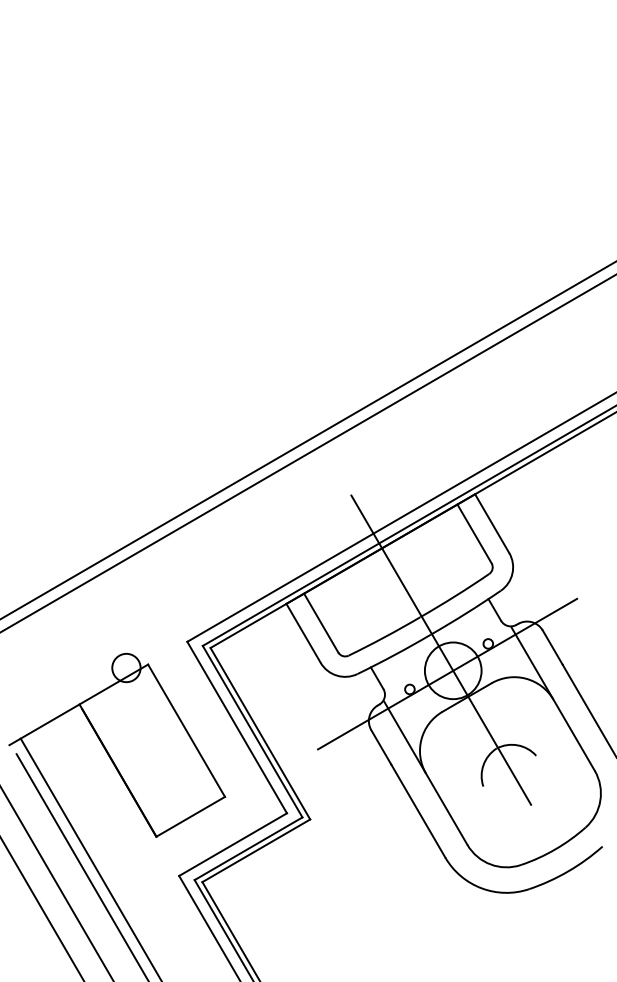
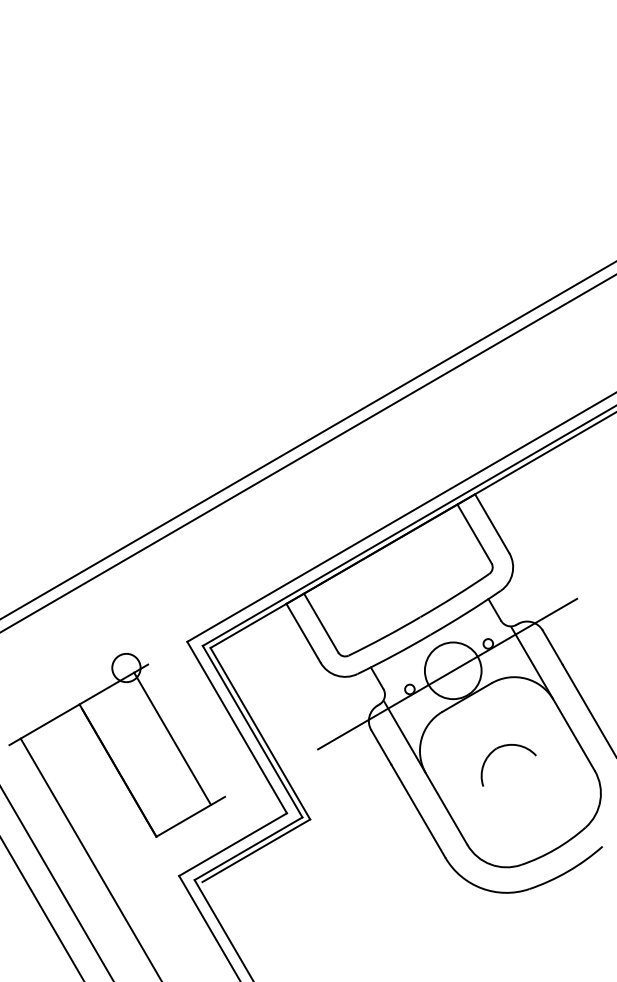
line: present -> none (441, 649)
line position: (186, 730) -> (172, 738) (172, 738)
line: present -> none (81, 866)
line: present -> none (230, 930)
